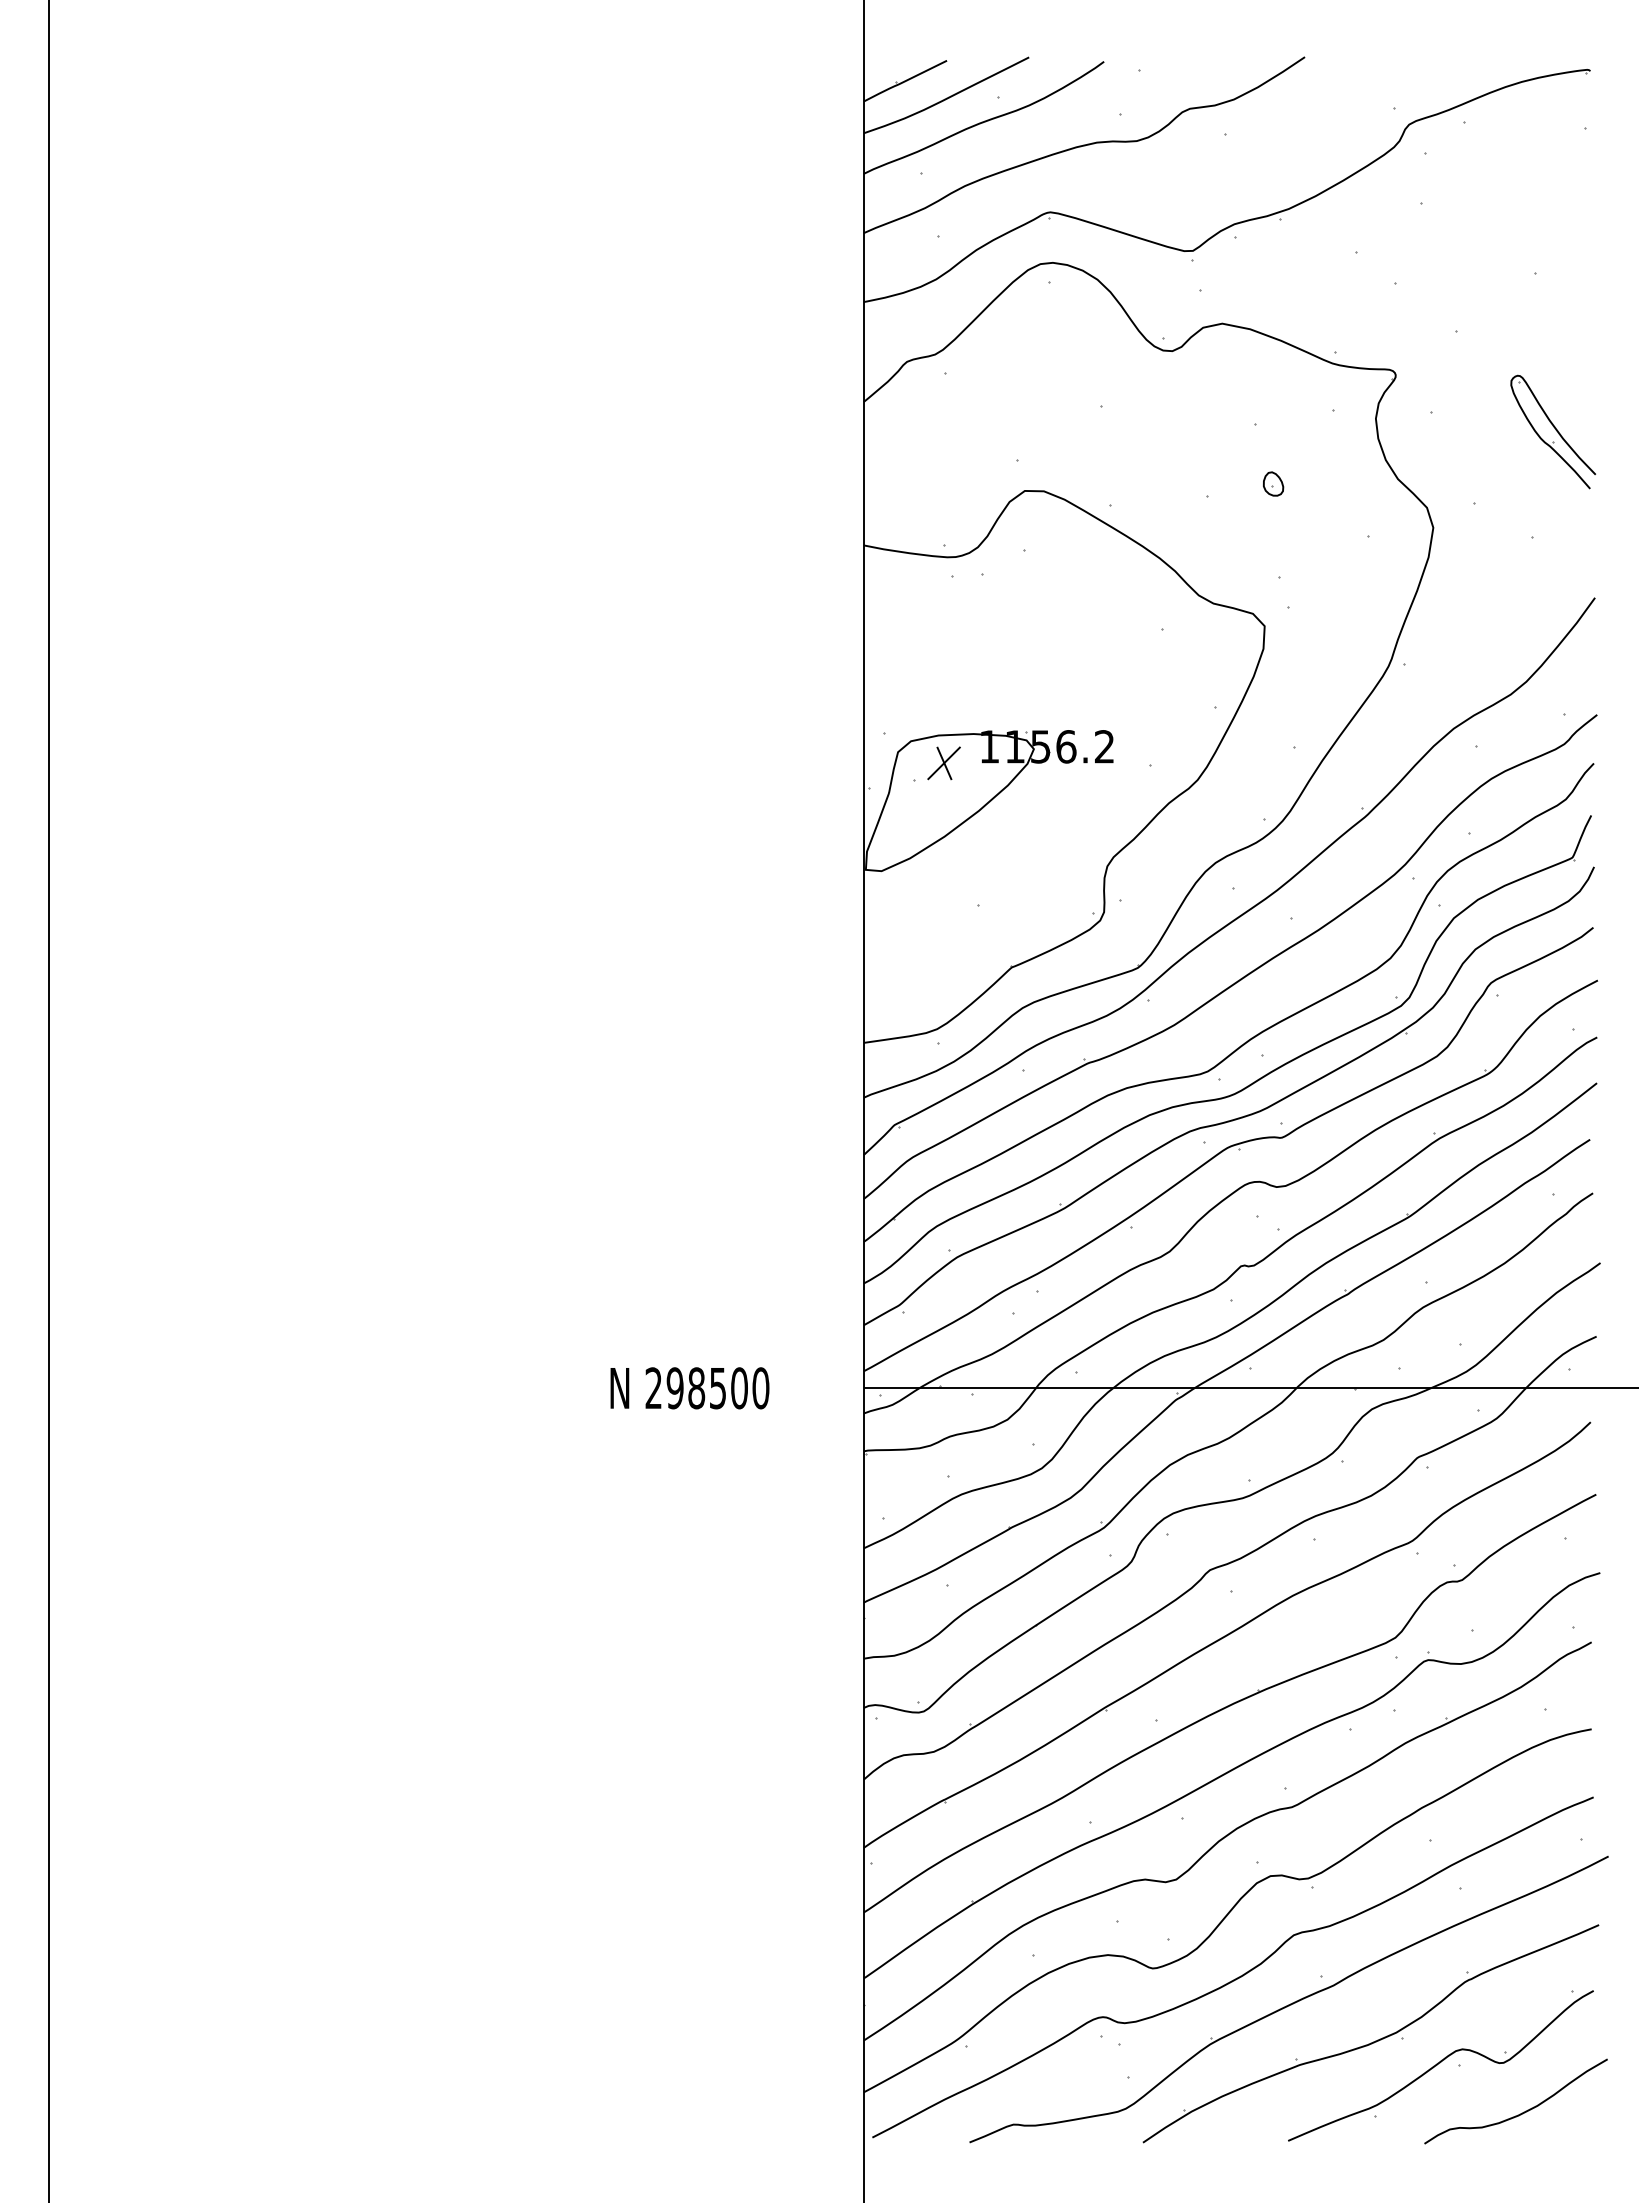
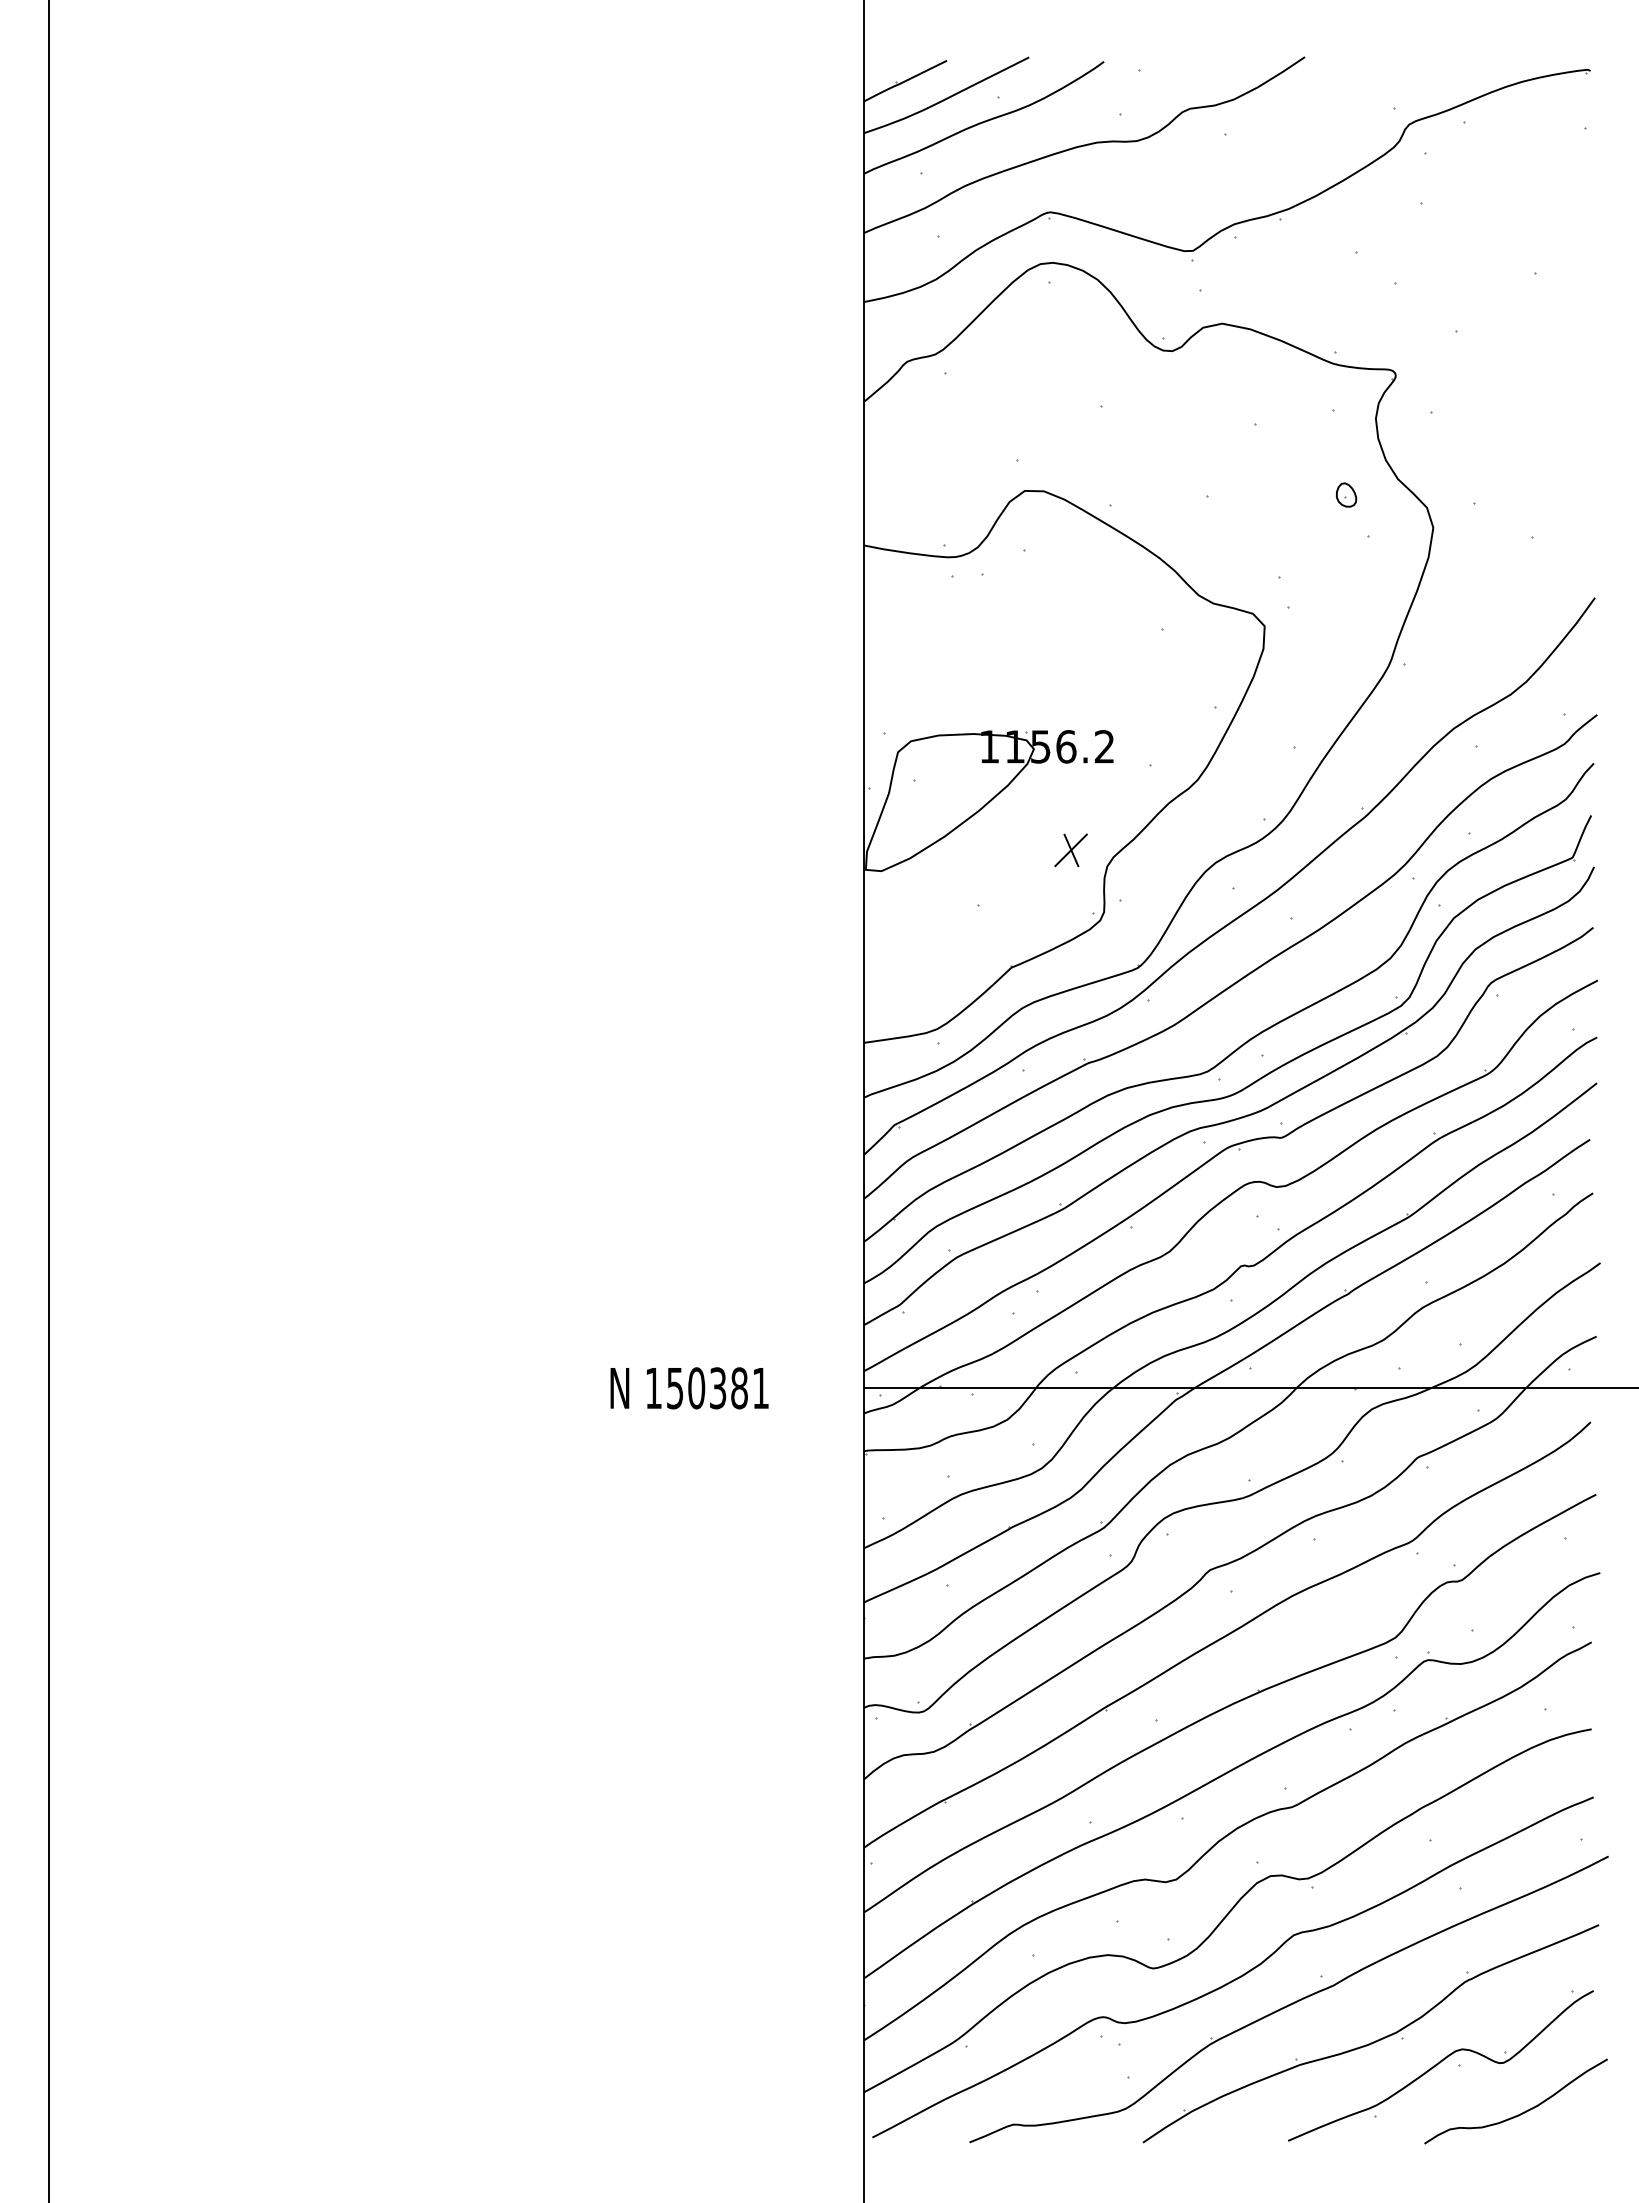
part: present -> none (1553, 431)
part position: (1273, 483) -> (1346, 494) (1346, 494)
part position: (943, 763) -> (1070, 850) (1070, 850)
text: 298500 -> 150381 (707, 1388)
